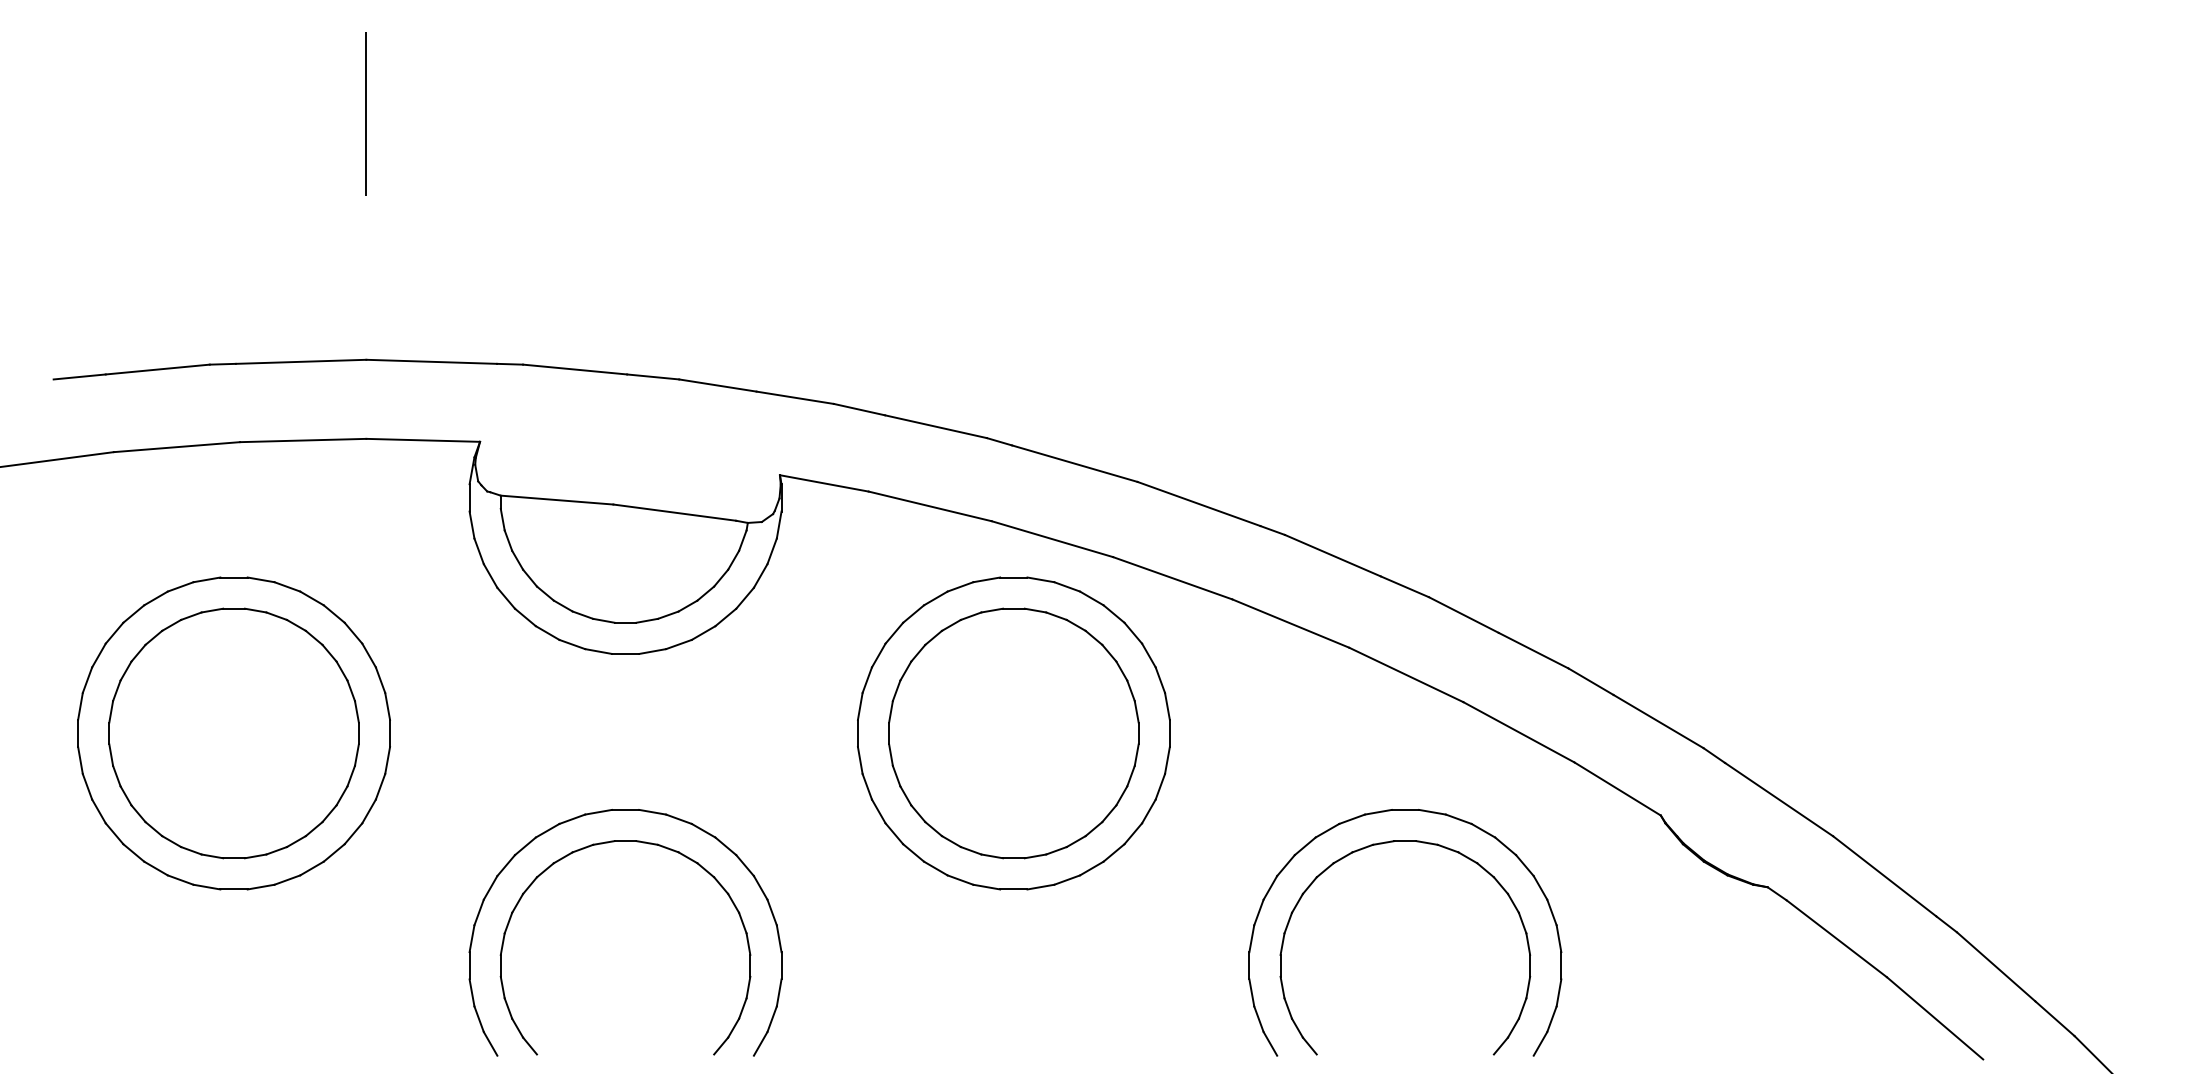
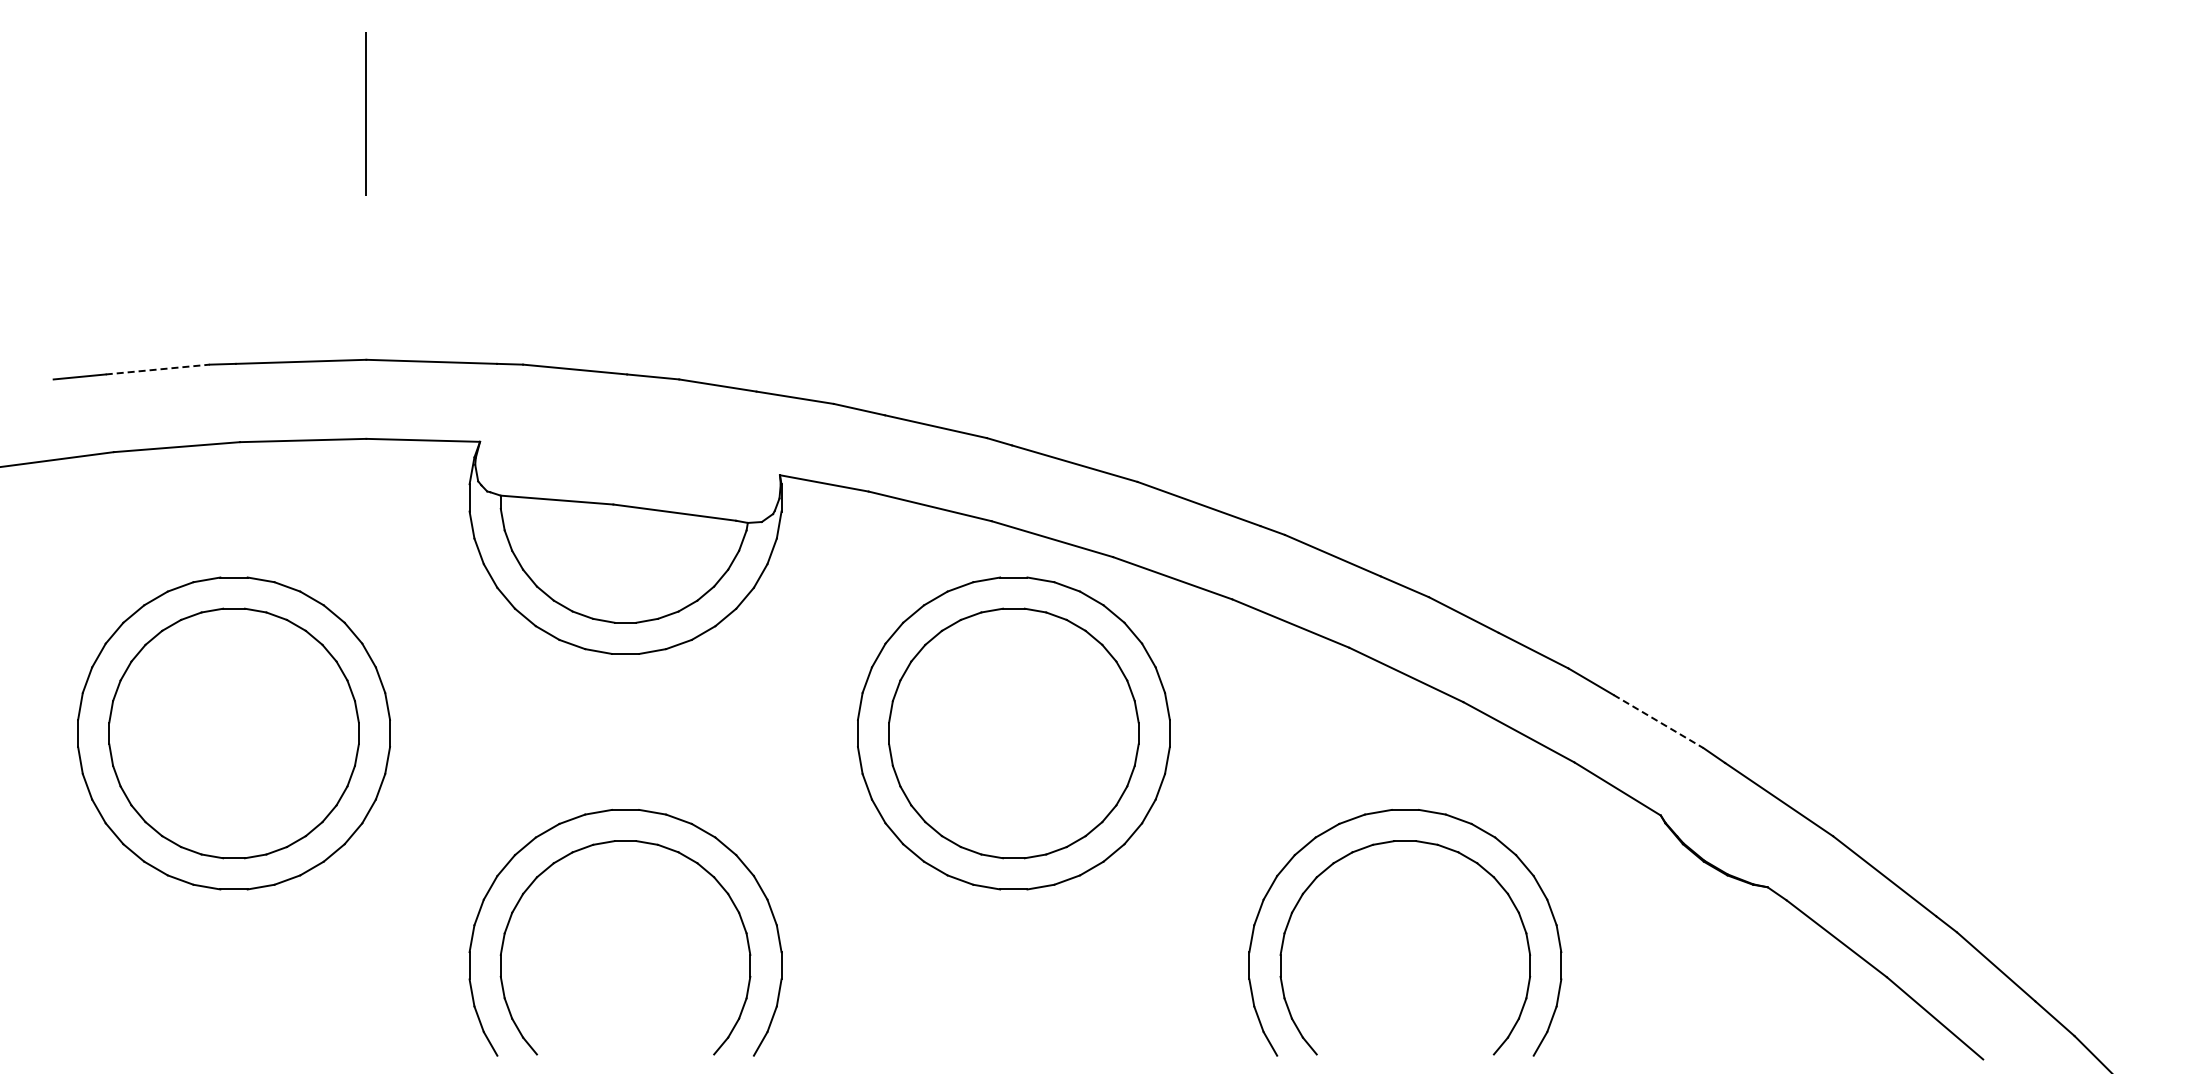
line: solid -> dashed (158, 369)
line: solid -> dashed (1659, 721)
